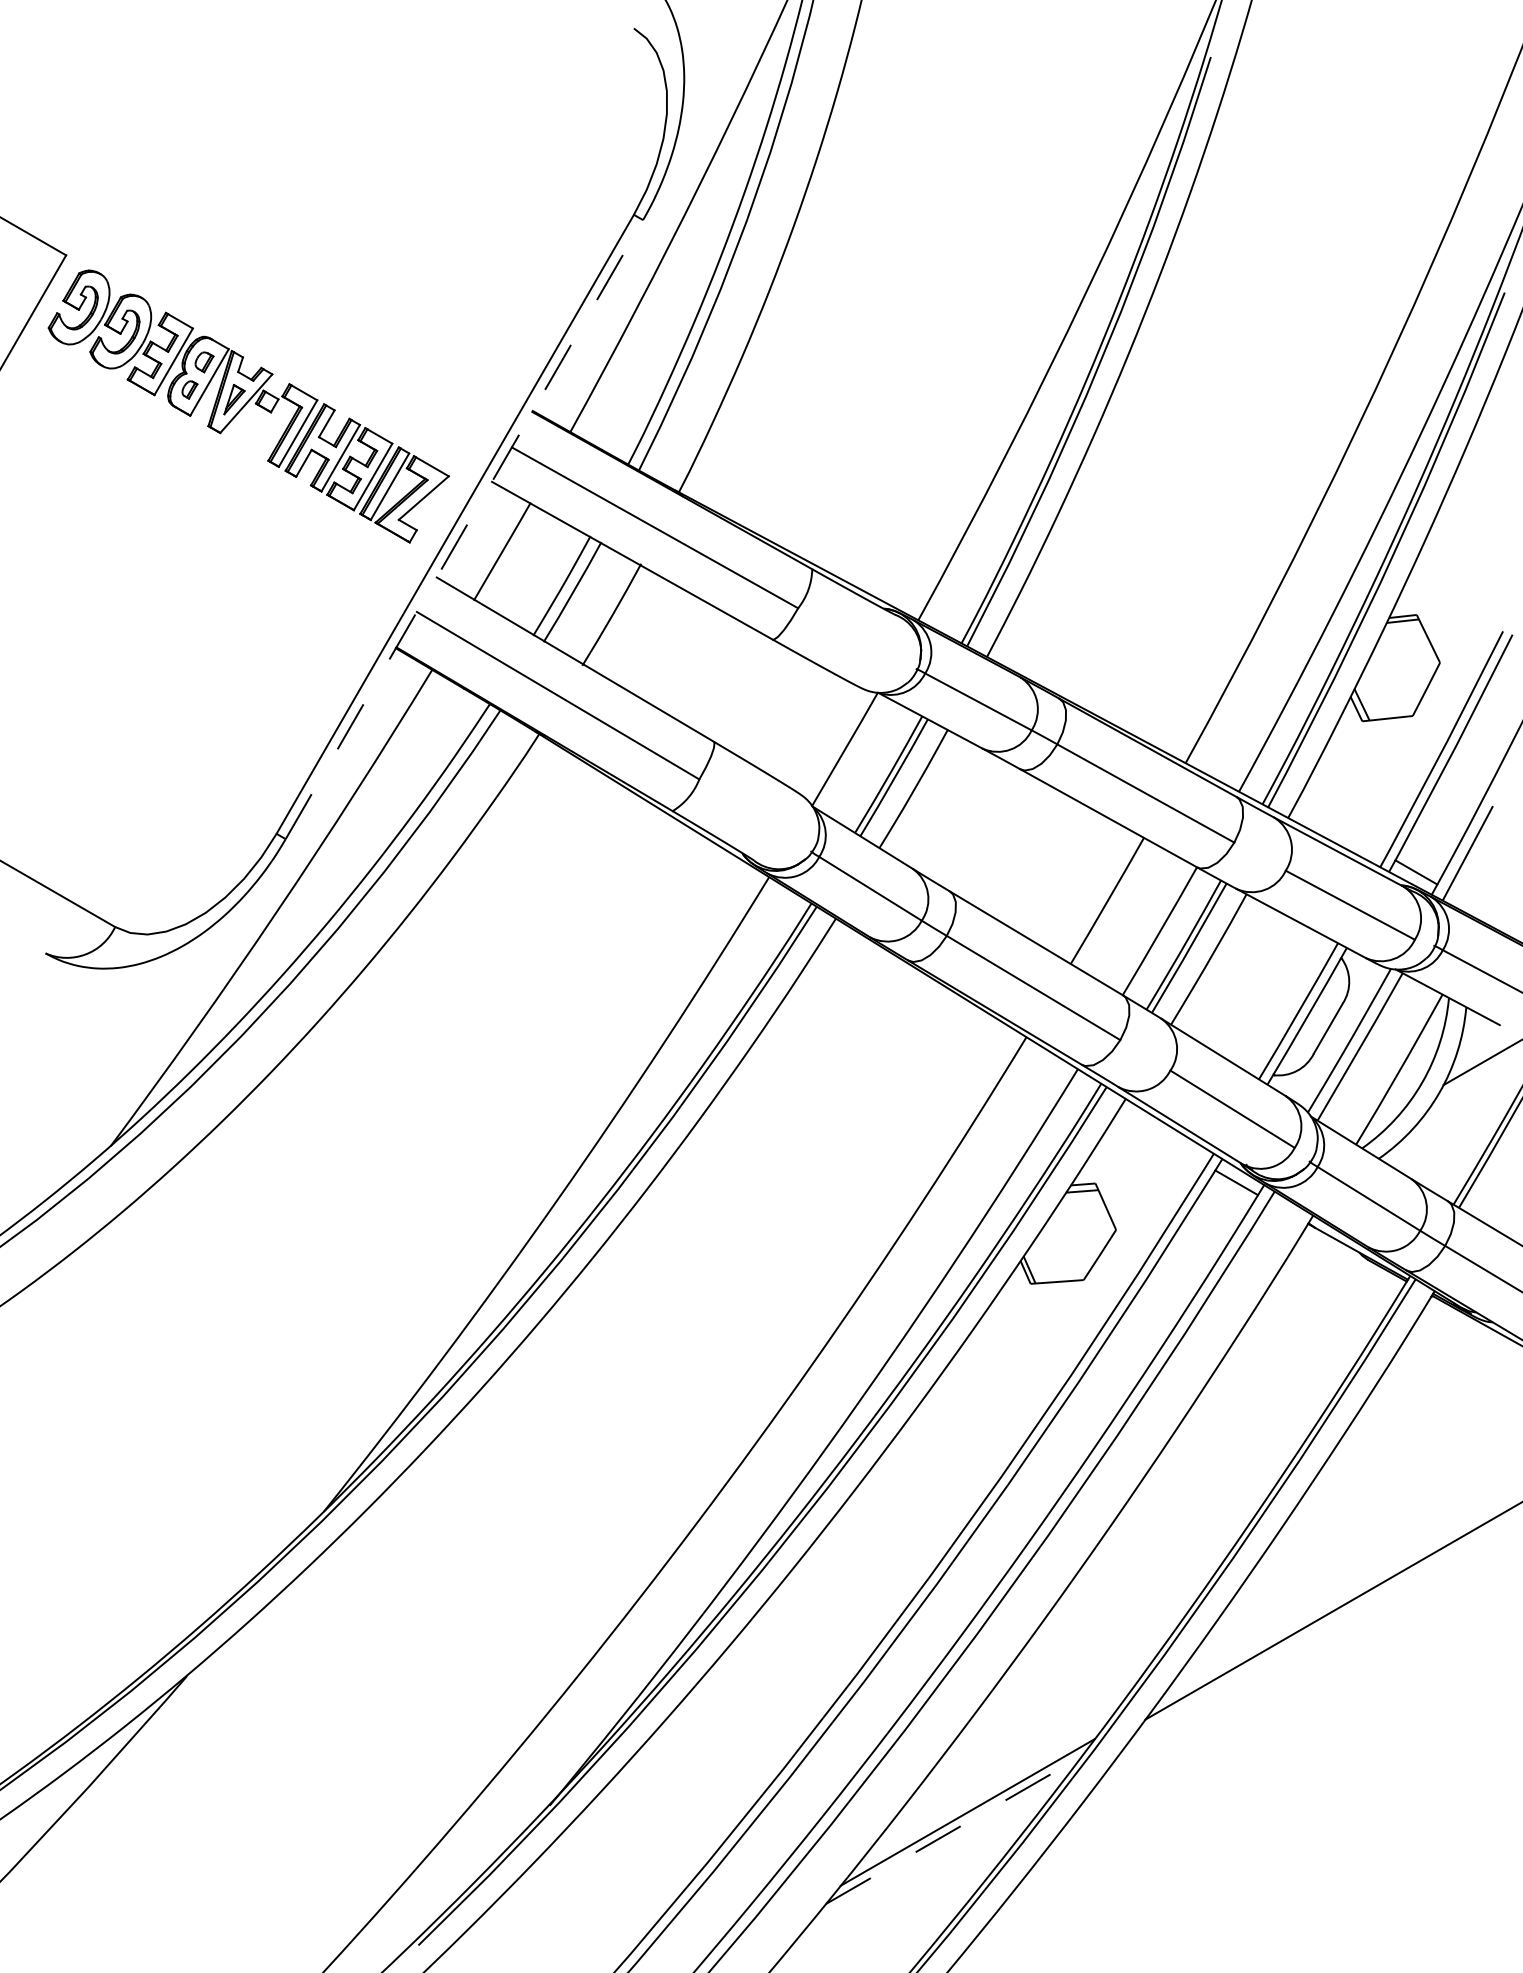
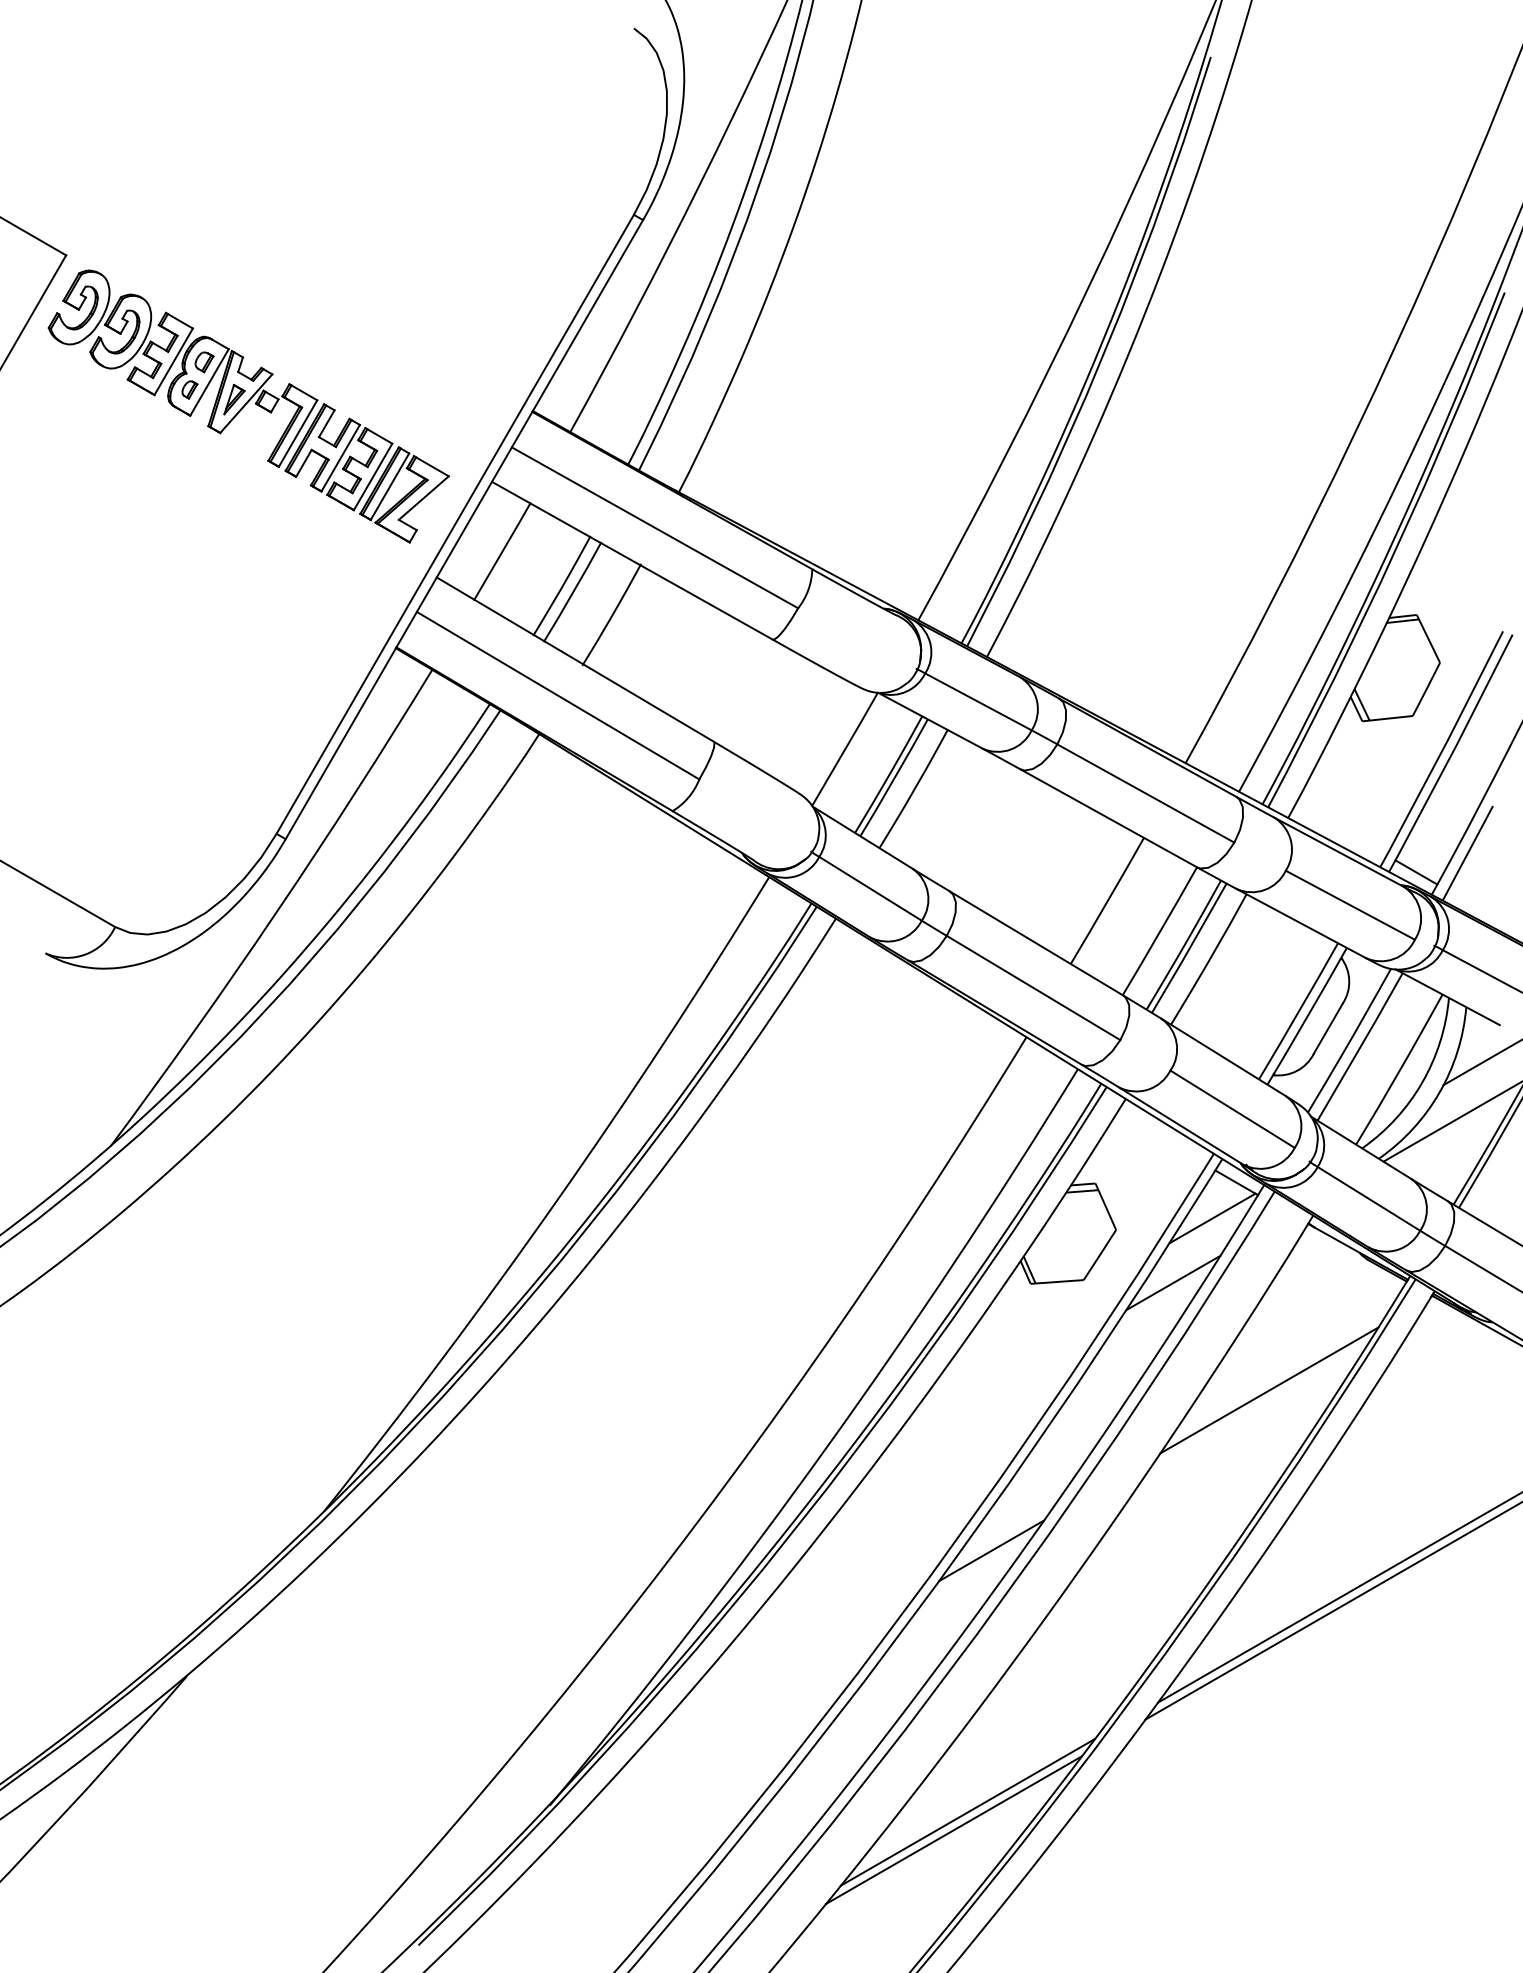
line: dashed -> solid (464, 529)
line: none -> present (1451, 1122)
line: none -> present (1212, 1218)
line: none -> present (1173, 1282)
line: none -> present (1268, 1390)
line: none -> present (991, 1550)
line: none -> present (1338, 1597)
line: dashed -> solid (953, 1830)
